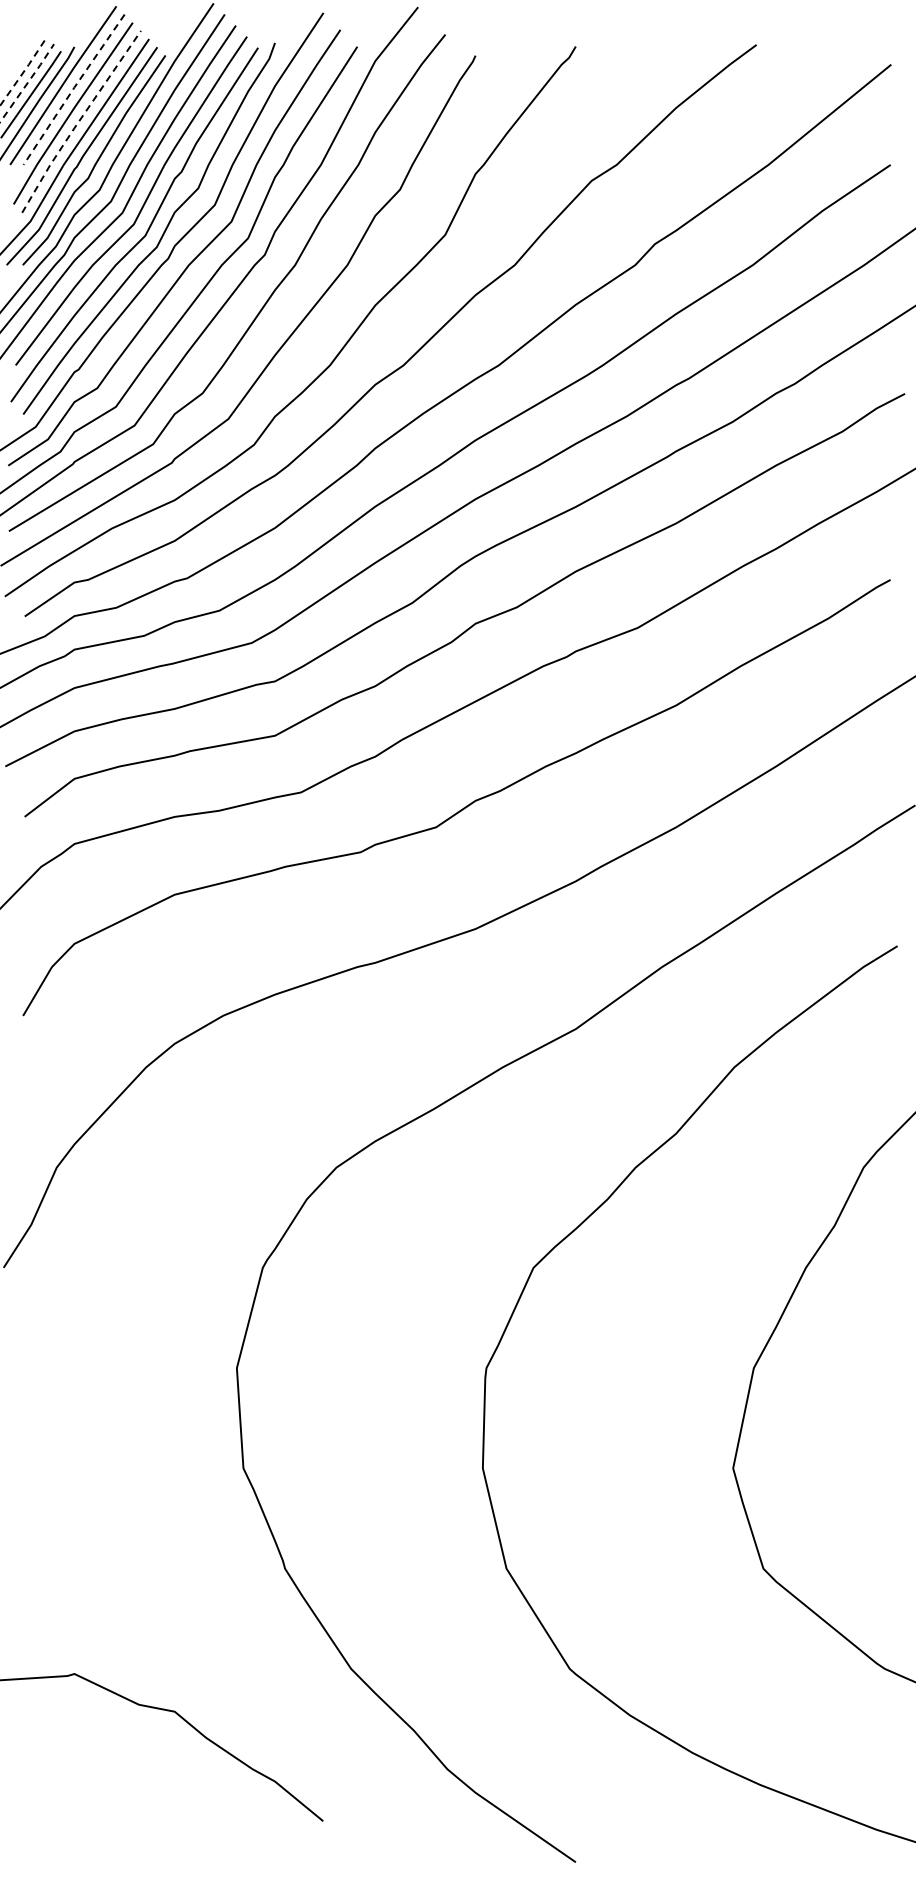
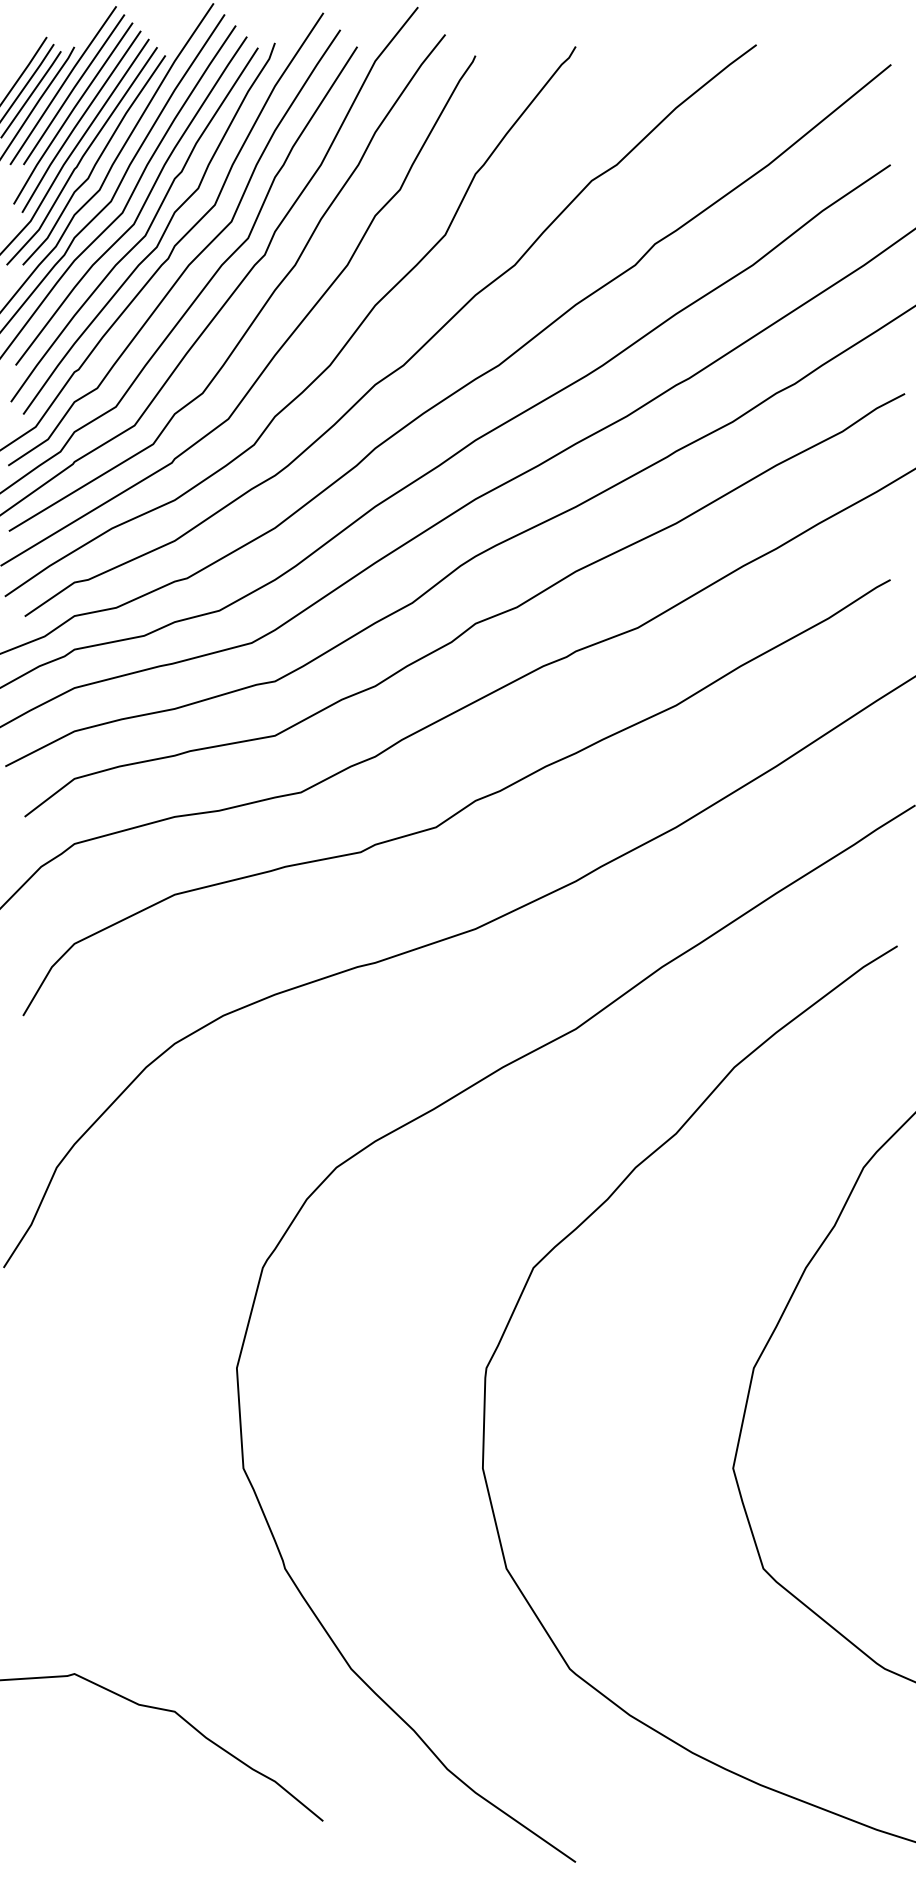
line: dashed -> solid (24, 71)
line: dashed -> solid (28, 82)
line: dashed -> solid (73, 89)
line: dashed -> solid (79, 121)
